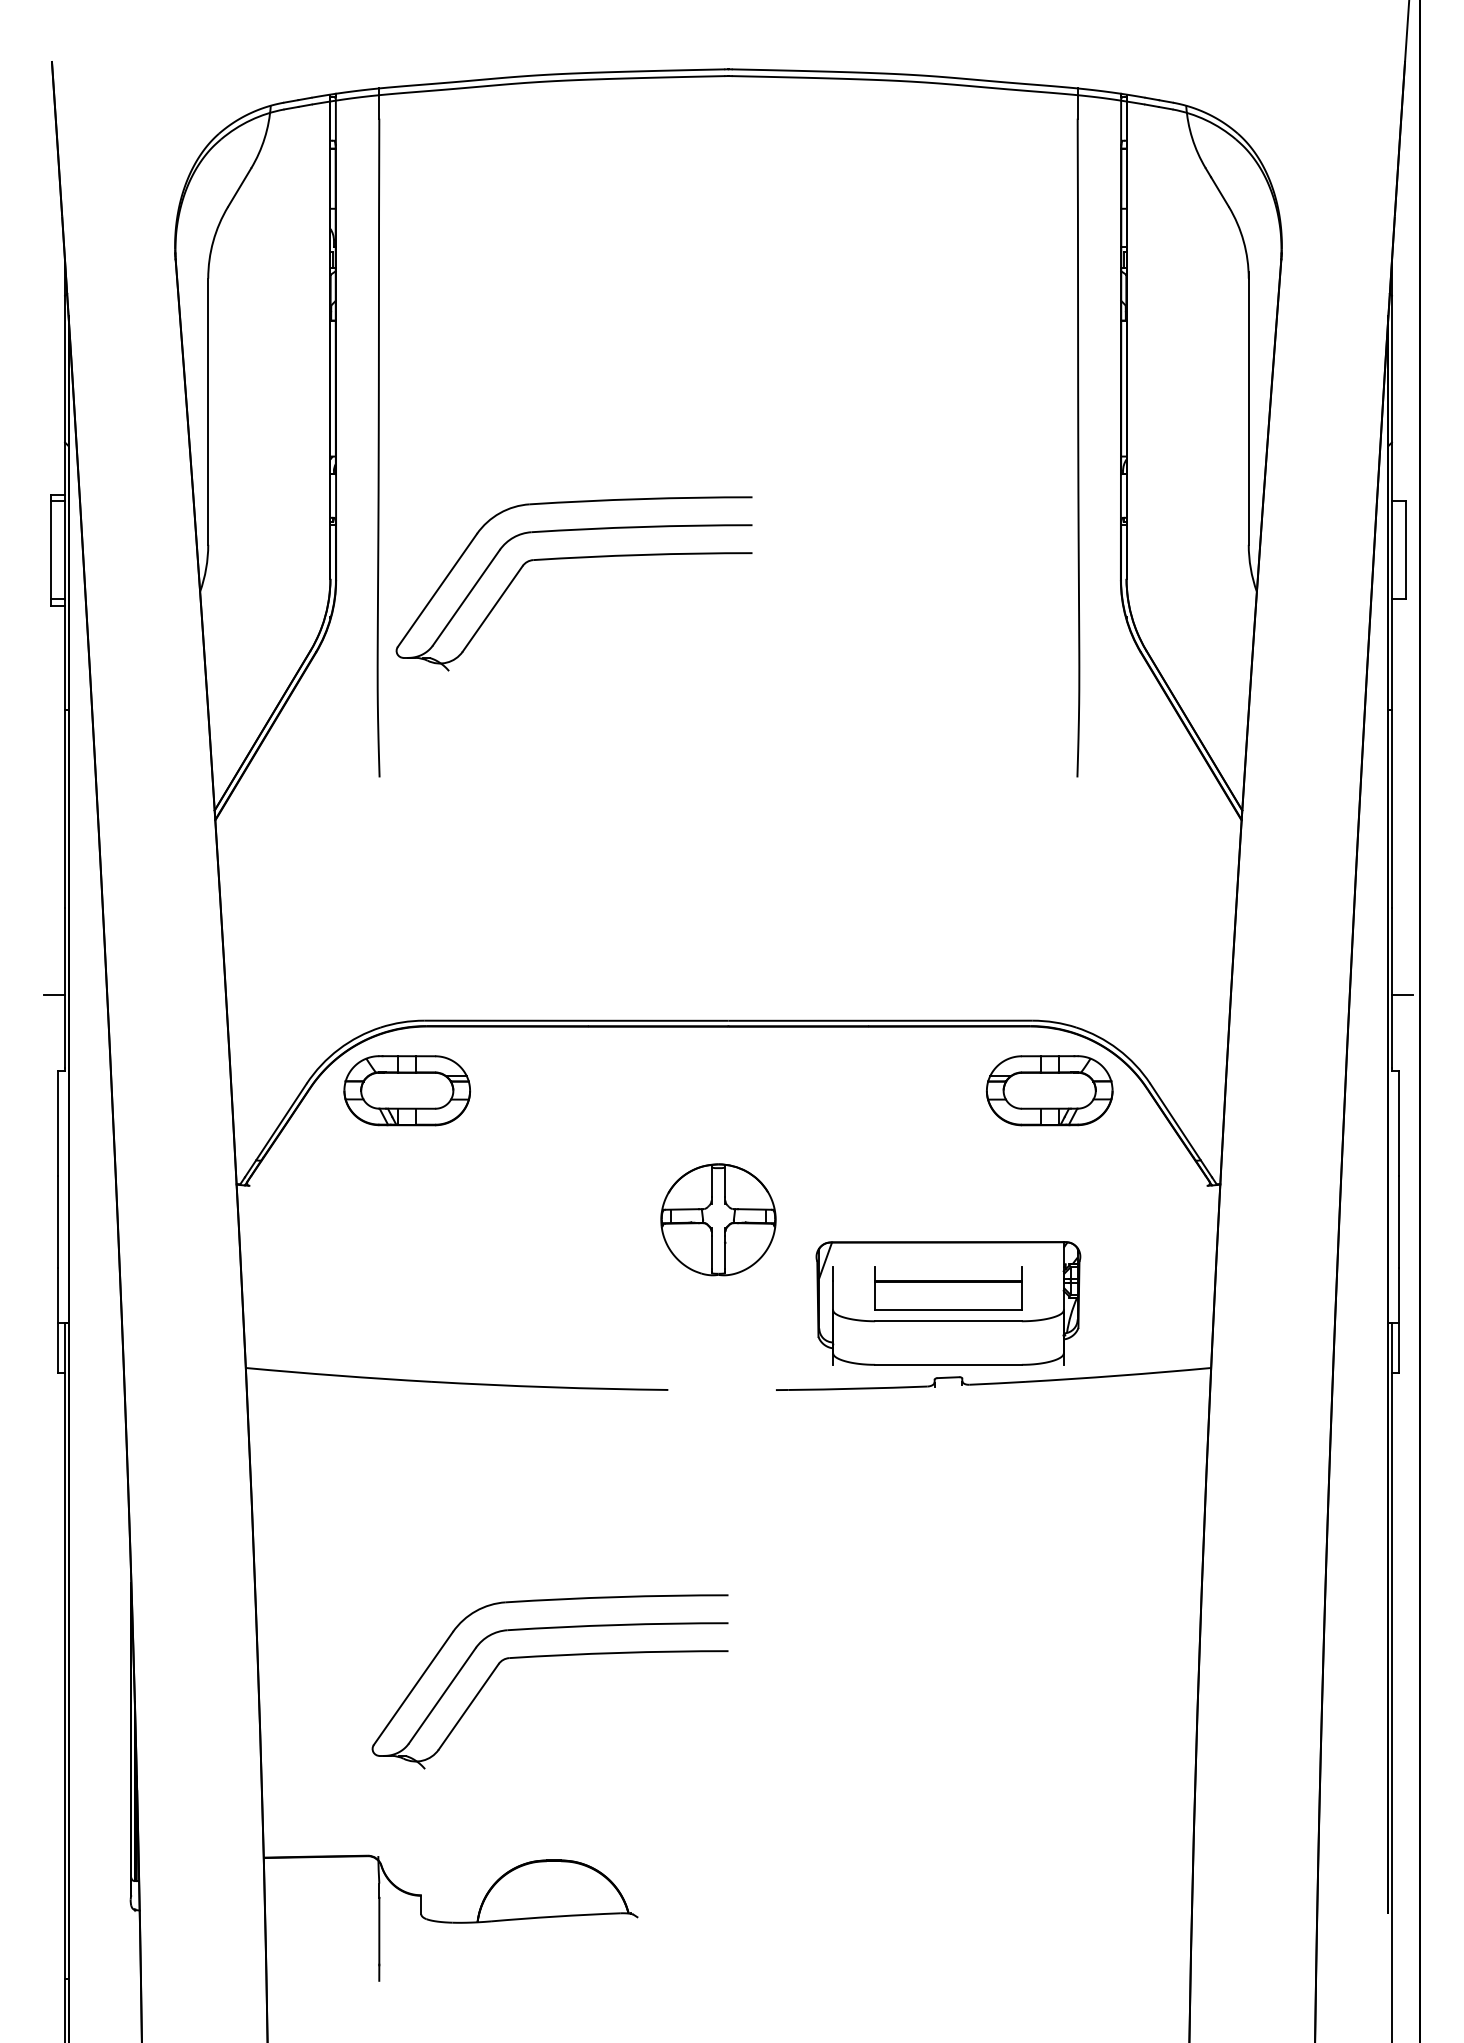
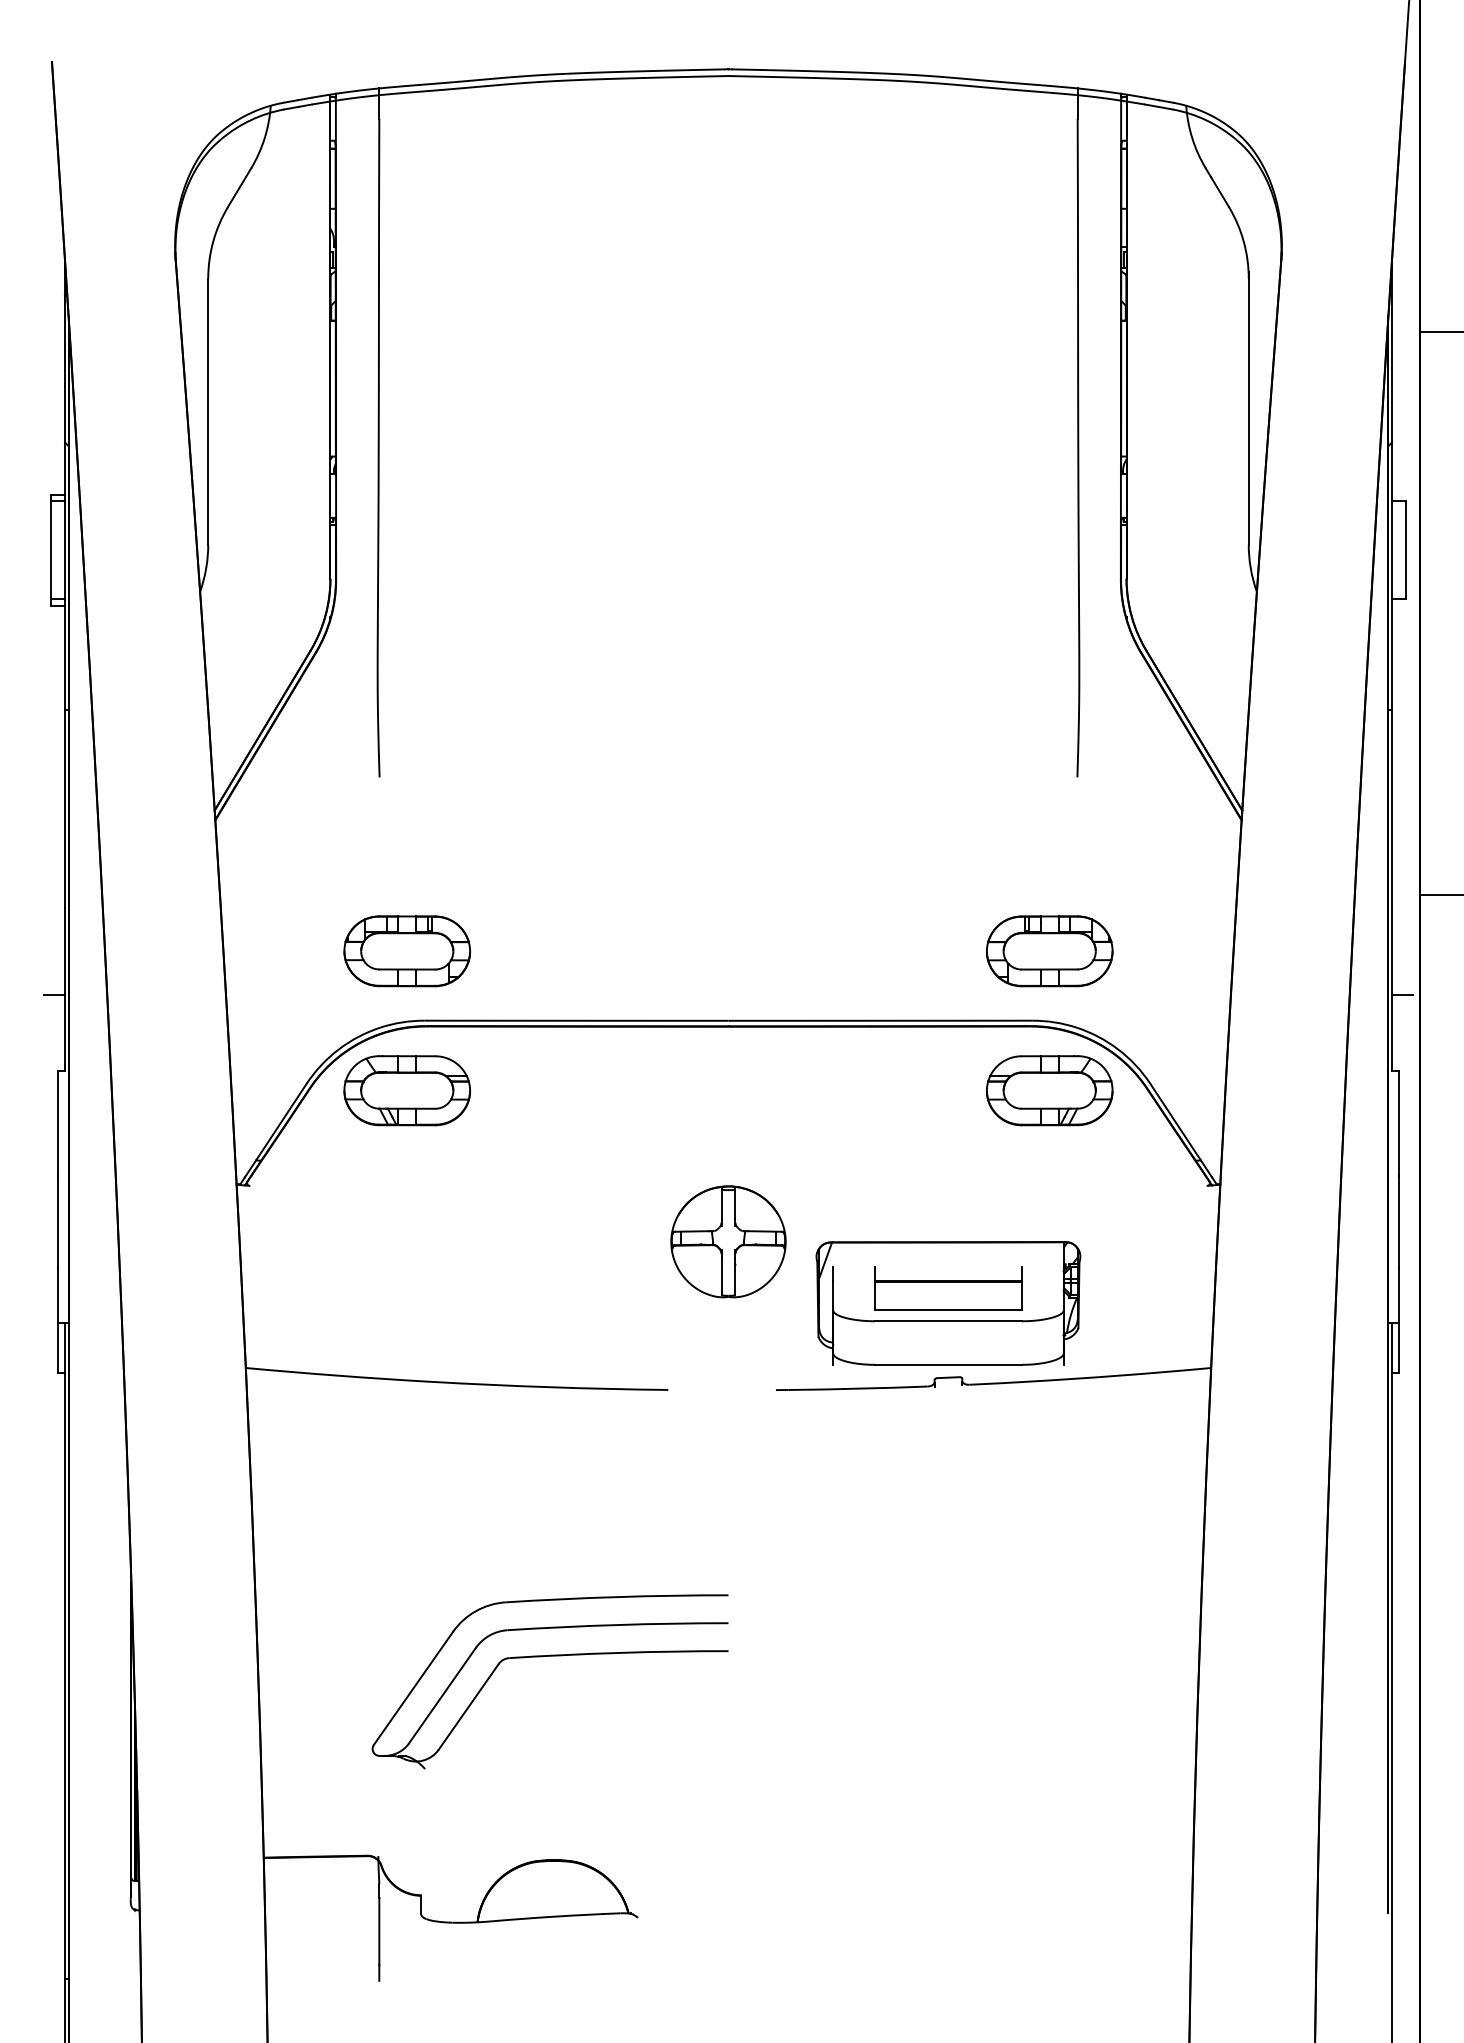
line: none -> present (1439, 331)
part: present -> none (573, 558)
line: none -> present (1439, 894)
part: none -> present (407, 951)
part: none -> present (1049, 951)
part position: (718, 1219) -> (728, 1241) (728, 1241)
